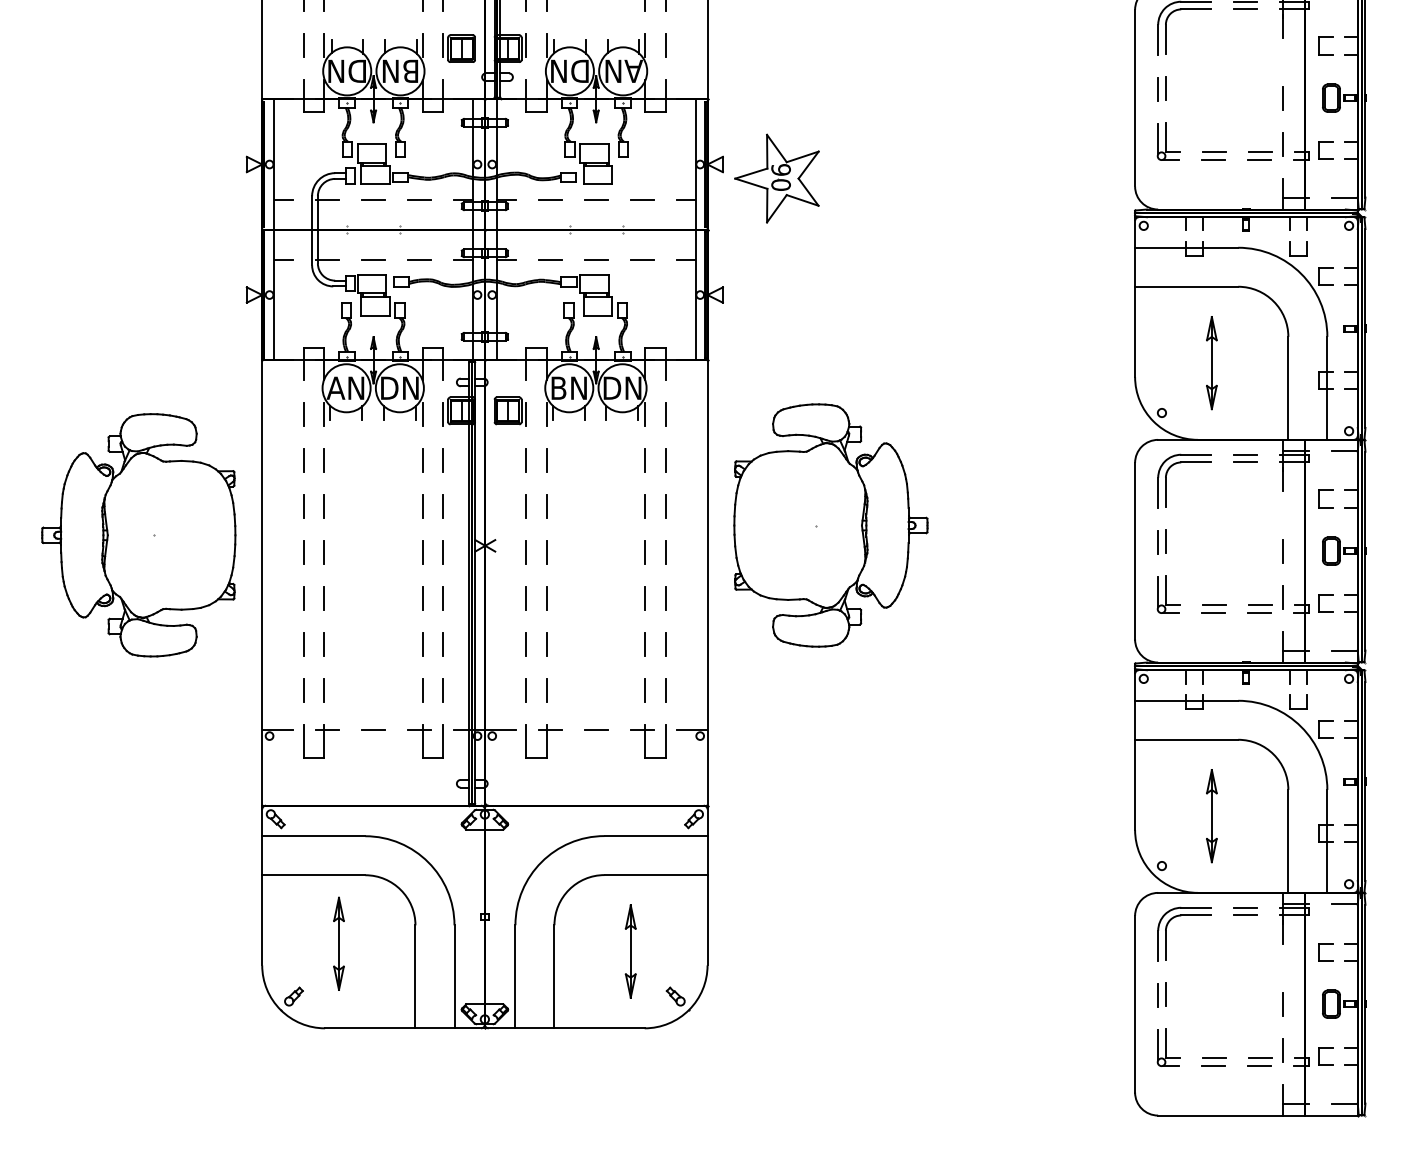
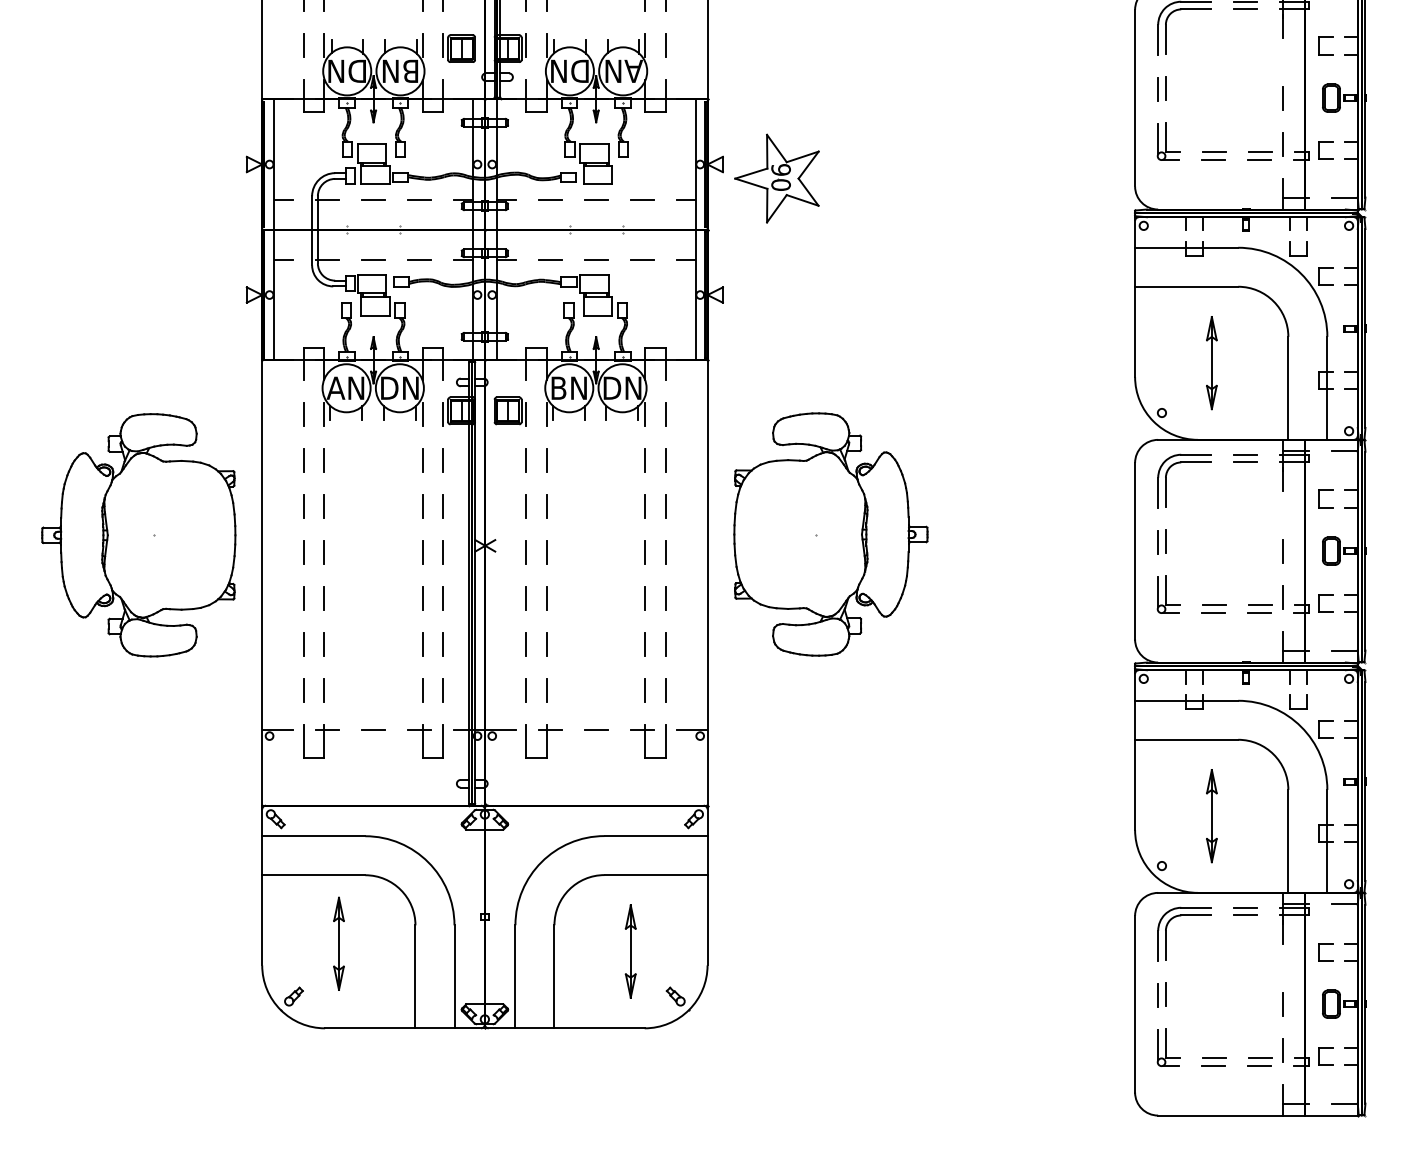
part position: (830, 525) -> (830, 534) (830, 534)
